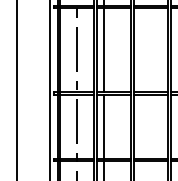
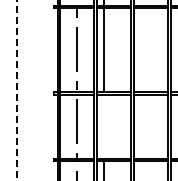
line: present -> none (50, 89)
line: solid -> dashed (16, 90)
line: present -> none (104, 126)
